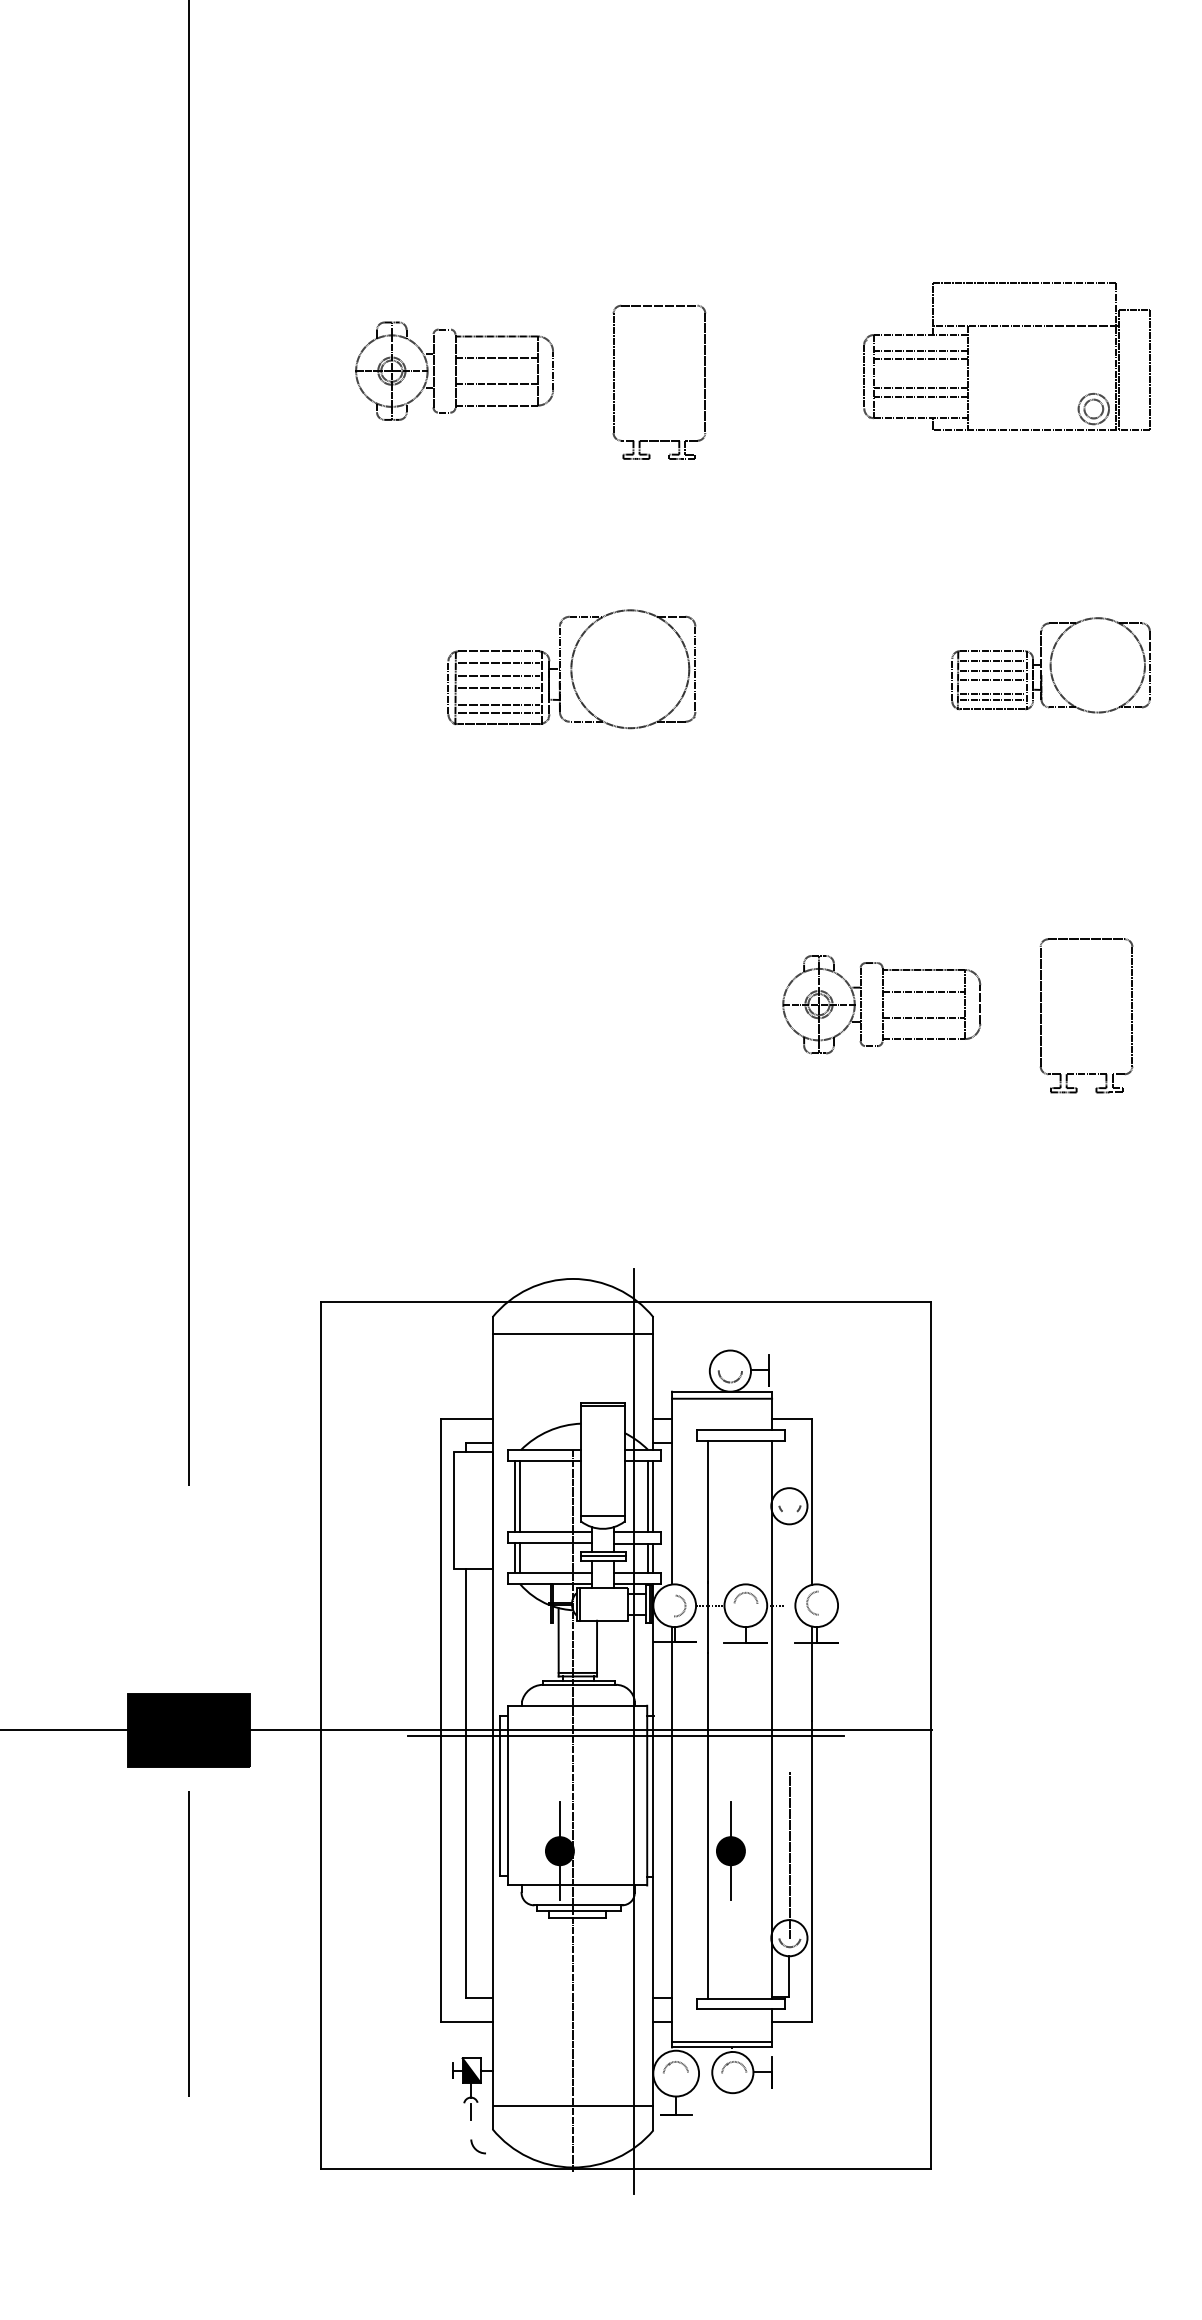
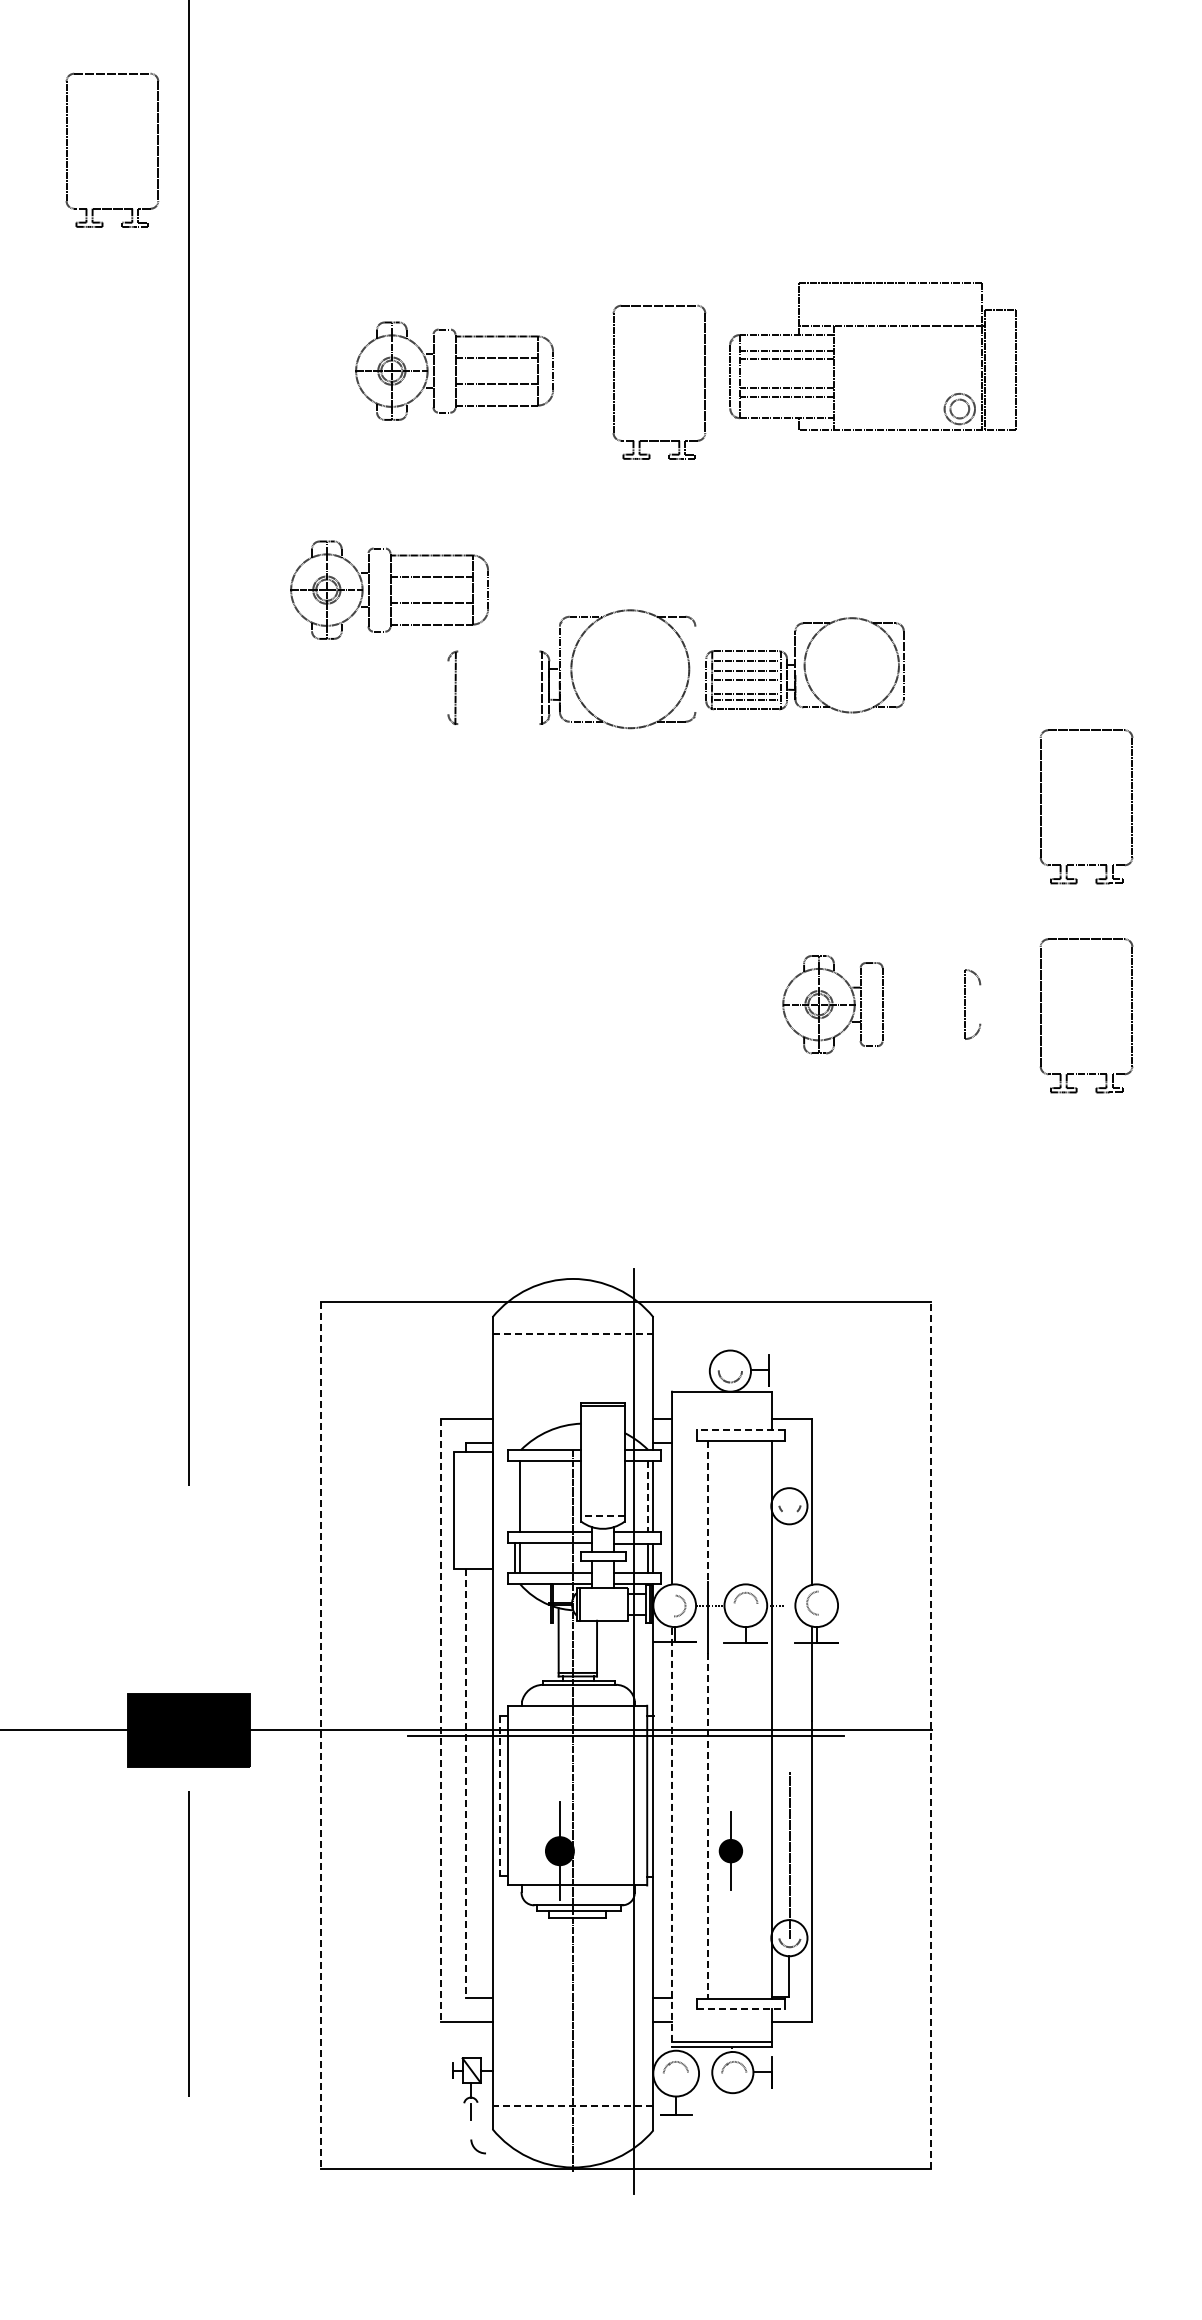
part: none -> present (157, 149)
part position: (1006, 326) -> (872, 326) (872, 326)
part: none -> present (389, 589)
line: present -> none (498, 651)
line: present -> none (498, 663)
part position: (1050, 665) -> (804, 665) (804, 665)
line: present -> none (695, 668)
line: present -> none (498, 675)
line: present -> none (448, 687)
line: present -> none (498, 687)
line: present -> none (498, 704)
line: present -> none (498, 712)
line: present -> none (498, 724)
part: none -> present (1041, 806)
line: present -> none (923, 969)
line: present -> none (923, 991)
line: present -> none (980, 1004)
line: present -> none (923, 1017)
line: present -> none (923, 1039)
line: solid -> dashed (573, 1334)
line: present -> none (722, 1398)
line: solid -> dashed (740, 1430)
line: present -> none (515, 1496)
line: solid -> dashed (648, 1497)
line: solid -> dashed (707, 1511)
line: solid -> dashed (602, 1515)
line: present -> none (602, 1556)
line: solid -> dashed (441, 1720)
line: solid -> dashed (320, 1735)
line: solid -> dashed (931, 1735)
line: solid -> dashed (465, 1784)
line: solid -> dashed (500, 1796)
line: solid -> dashed (707, 1825)
line: solid -> dashed (671, 1837)
part size: 30x100 px -> 26x80 px (730, 1850)
line: solid -> dashed (740, 2009)
fill: present -> none (471, 2070)
line: solid -> dashed (573, 2105)
